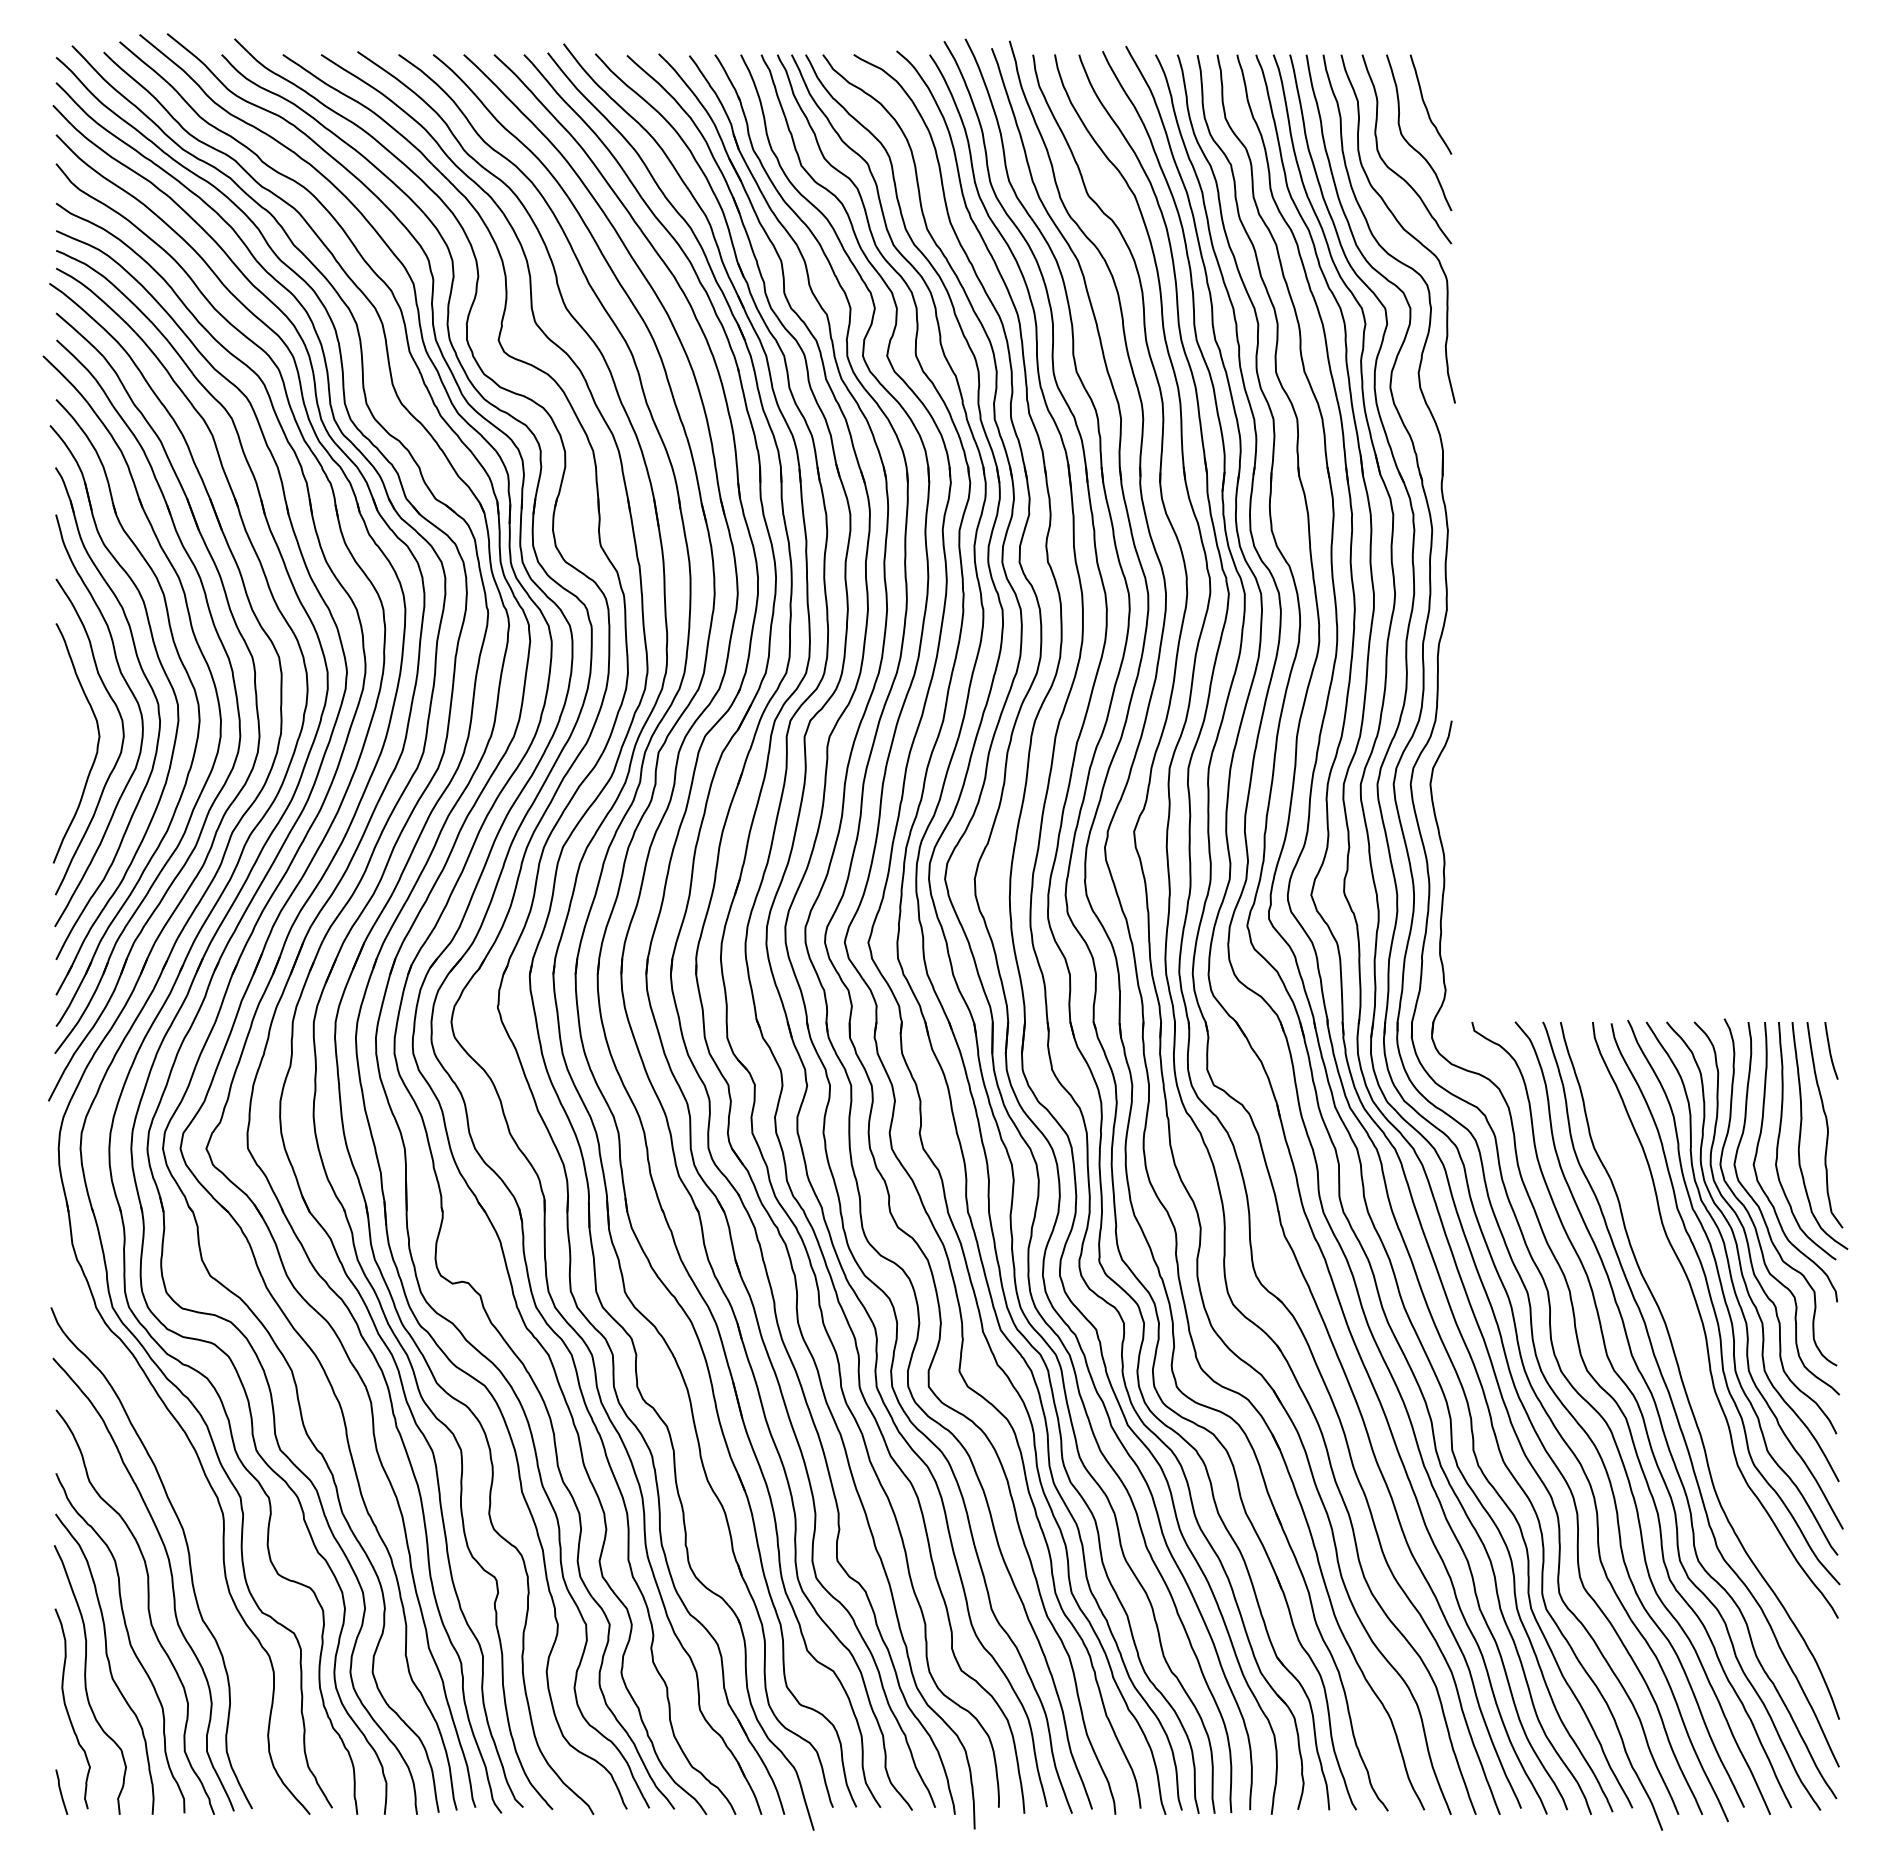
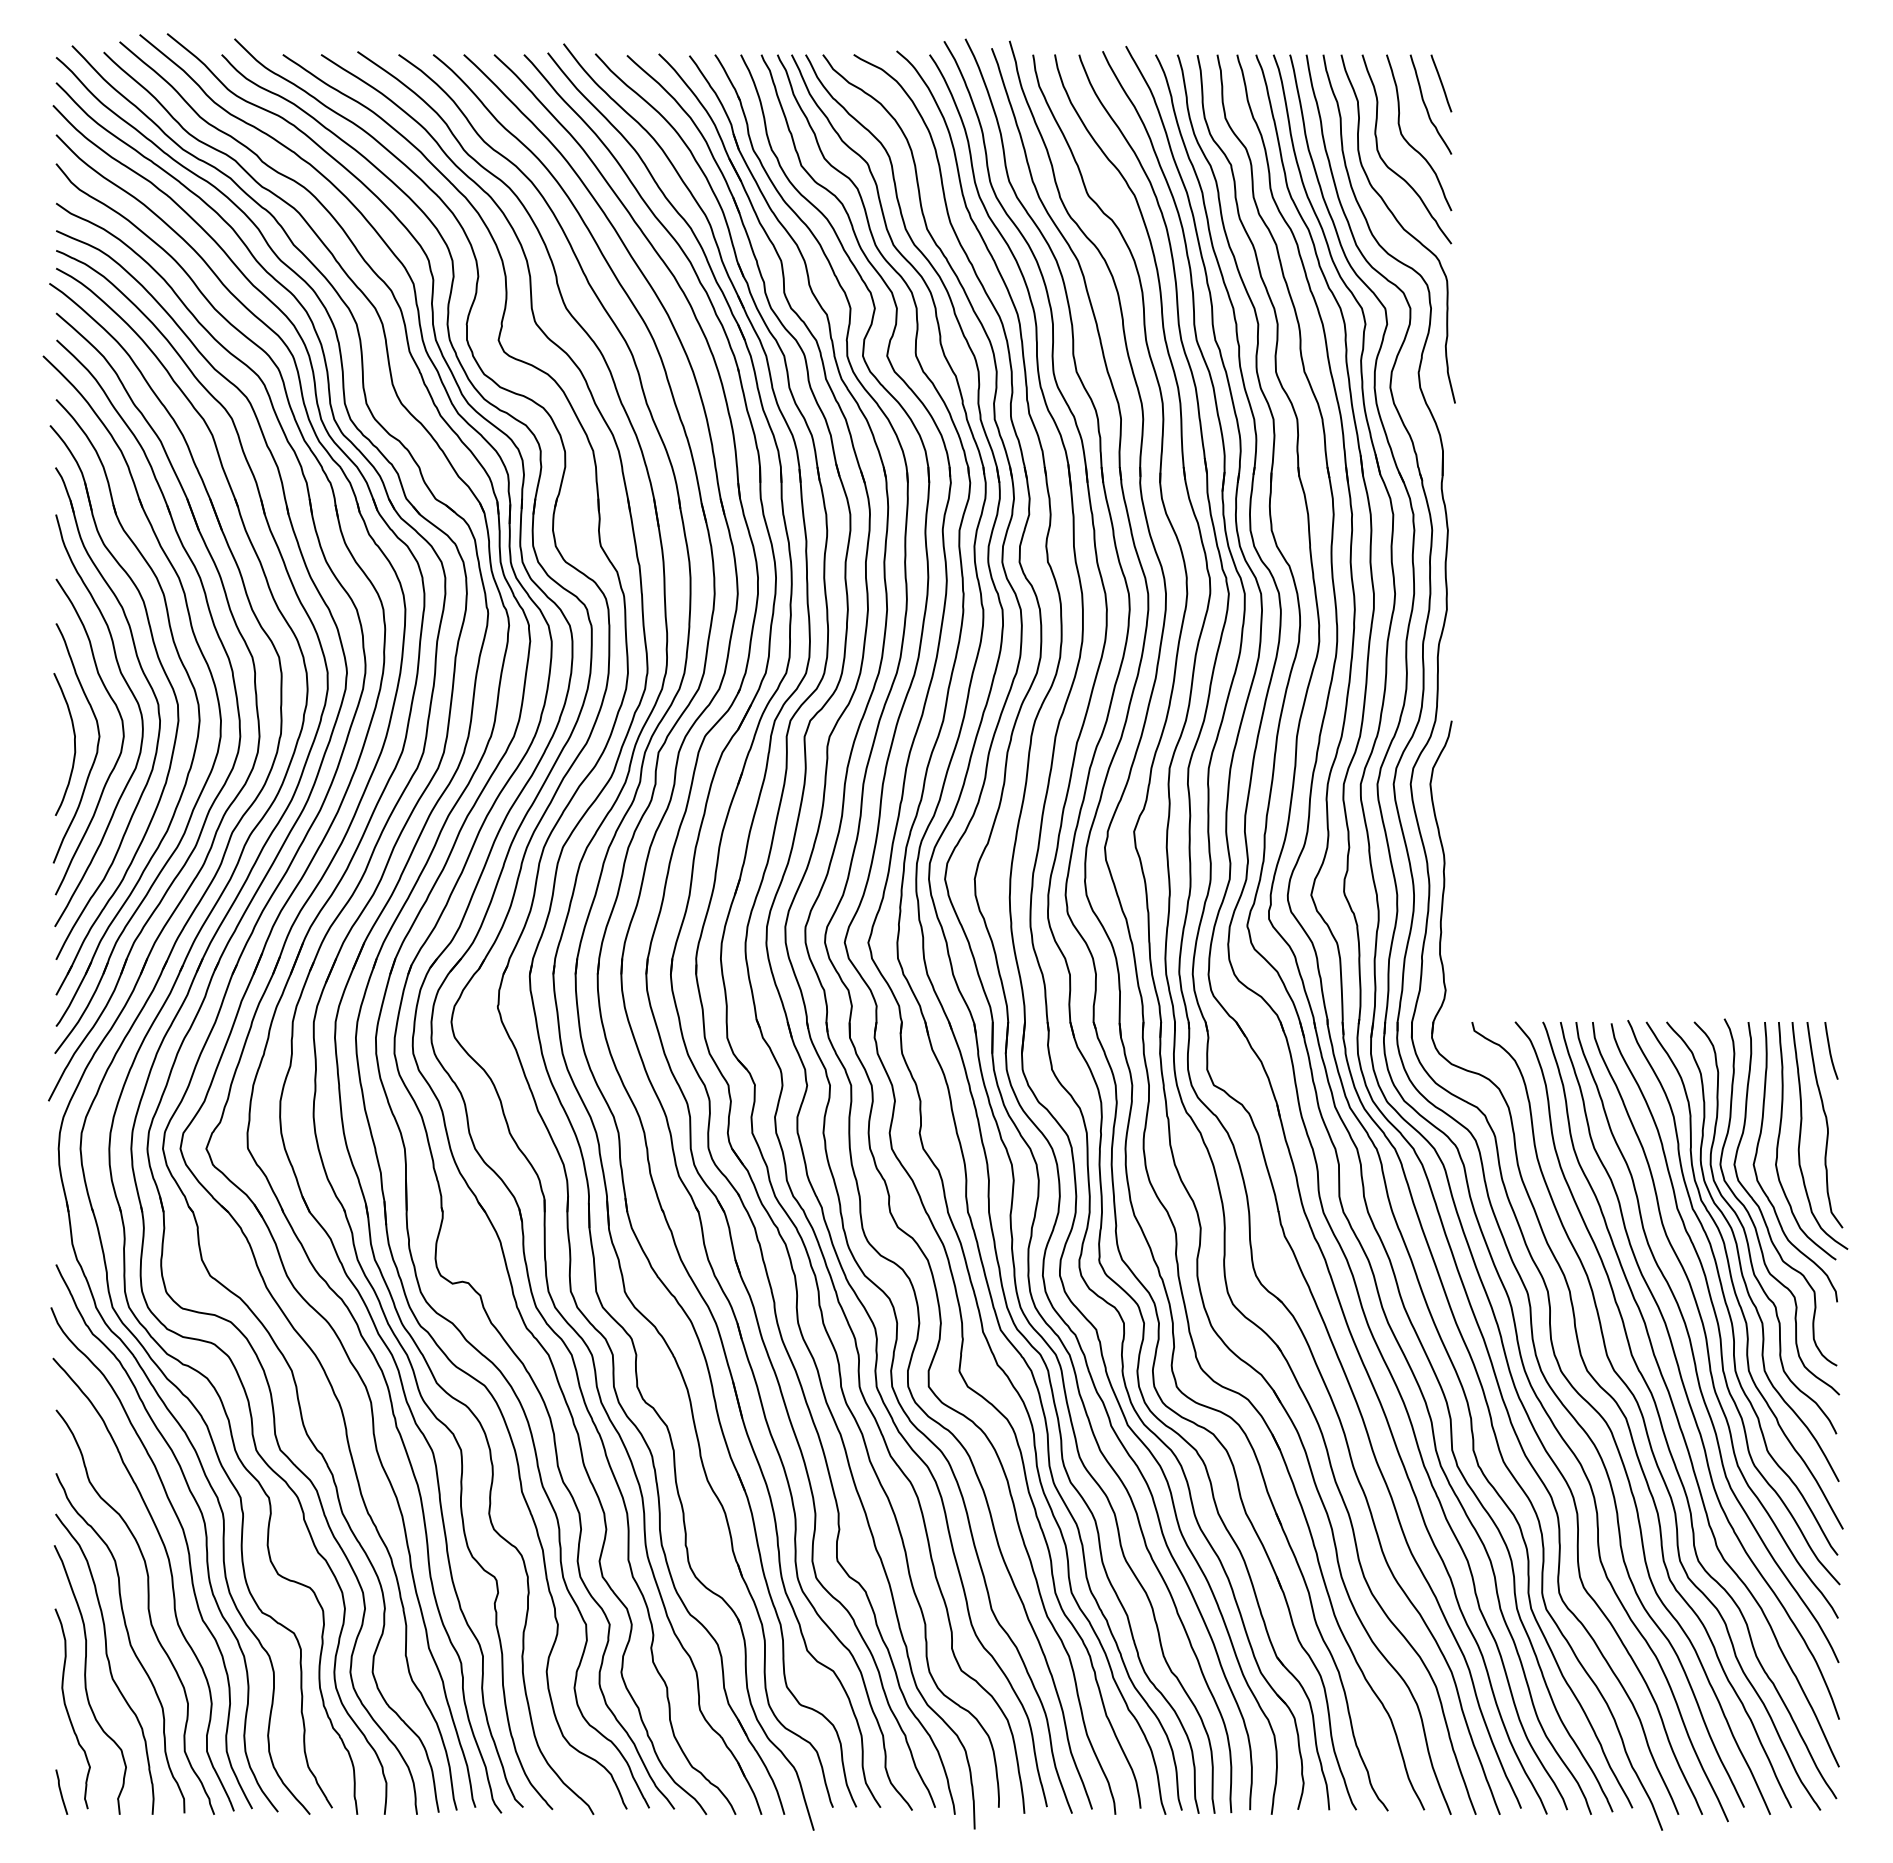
line: none -> present (1441, 83)
curve: none -> present (74, 744)
curve: none -> present (1692, 1345)
curve: none -> present (204, 1531)
